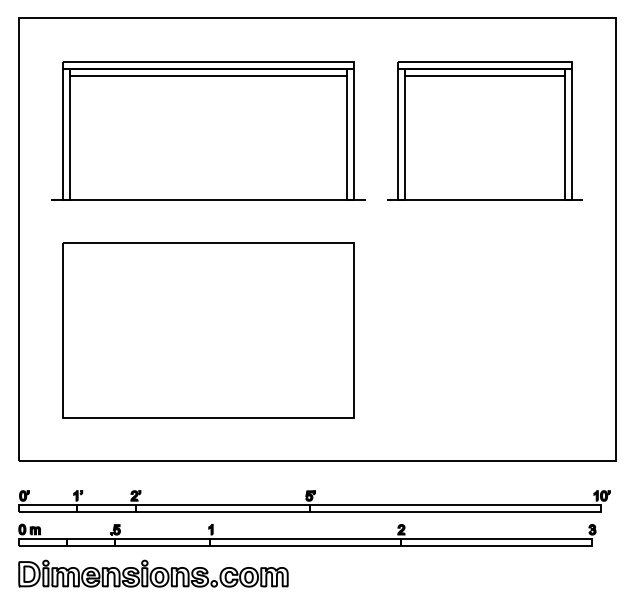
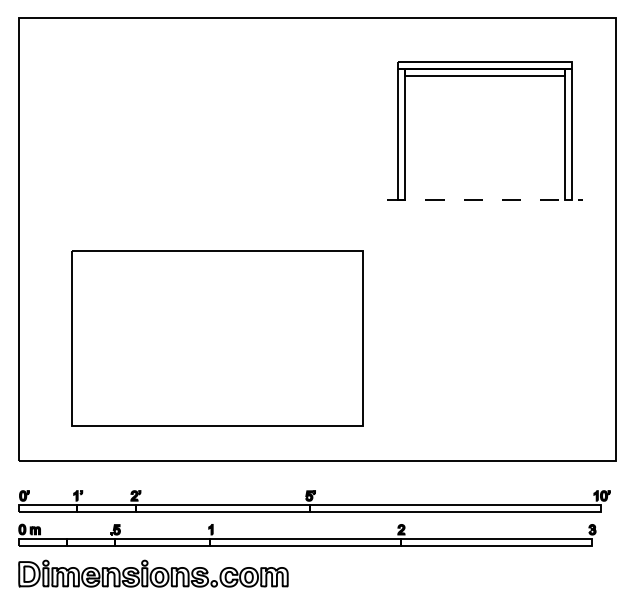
part: present -> none (208, 130)
line: solid -> dashed (484, 199)
part position: (208, 330) -> (217, 338) (217, 338)
